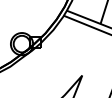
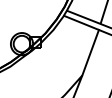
line: none -> present (90, 52)
